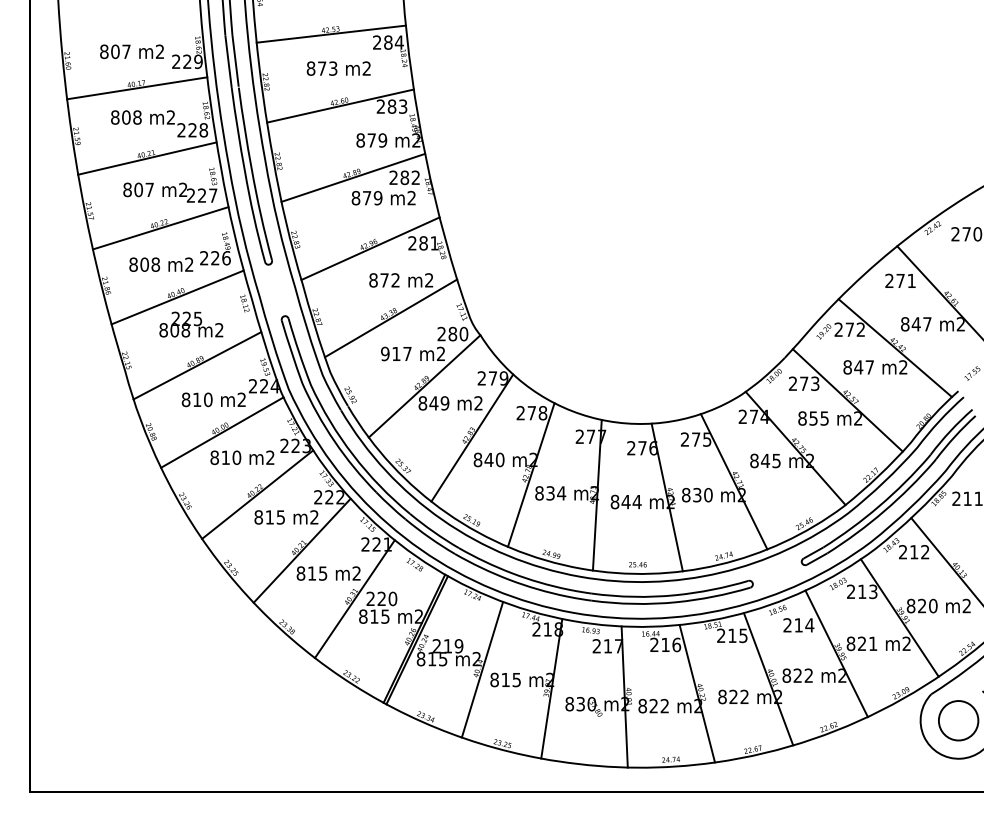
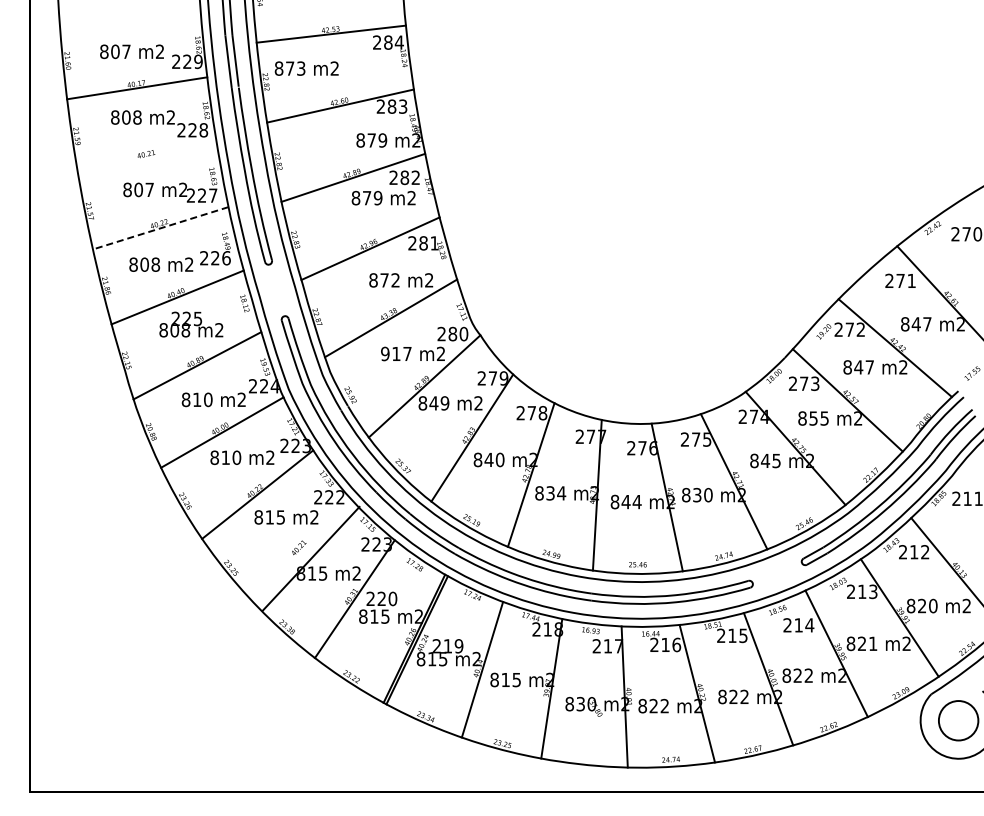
text position: (338, 68) -> (306, 68) (306, 68)
line: present -> none (147, 158)
line: solid -> dashed (160, 228)
text: 221 -> 223 (387, 544)
line position: (301, 550) -> (310, 558) (310, 558)
